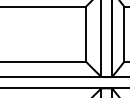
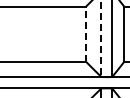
line: solid -> dashed (85, 33)
line: solid -> dashed (101, 39)
